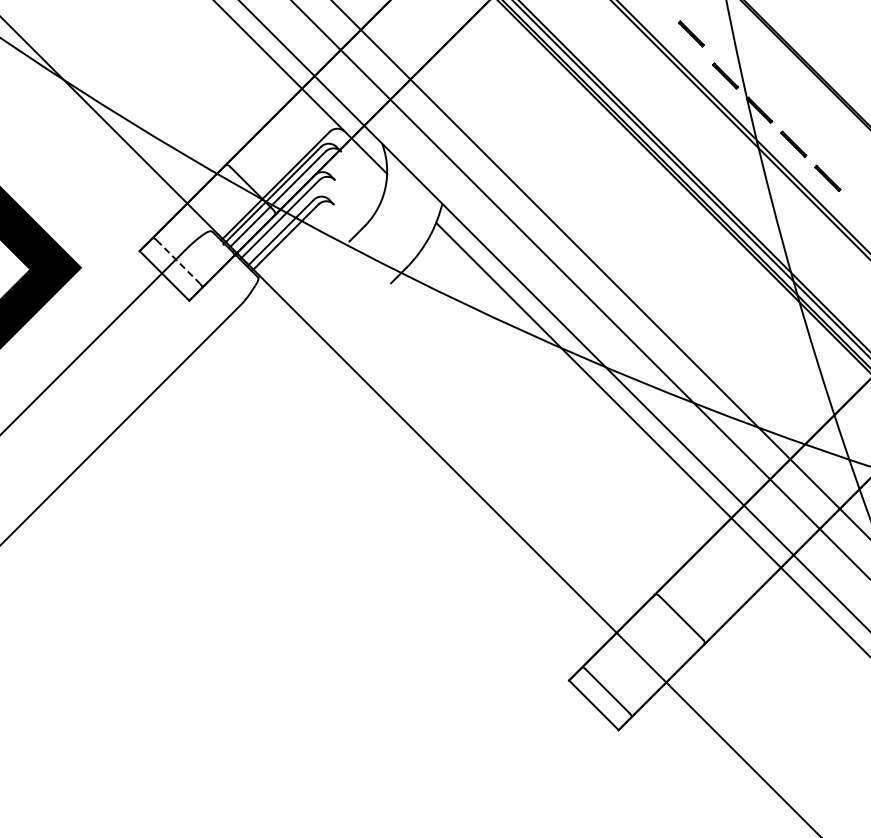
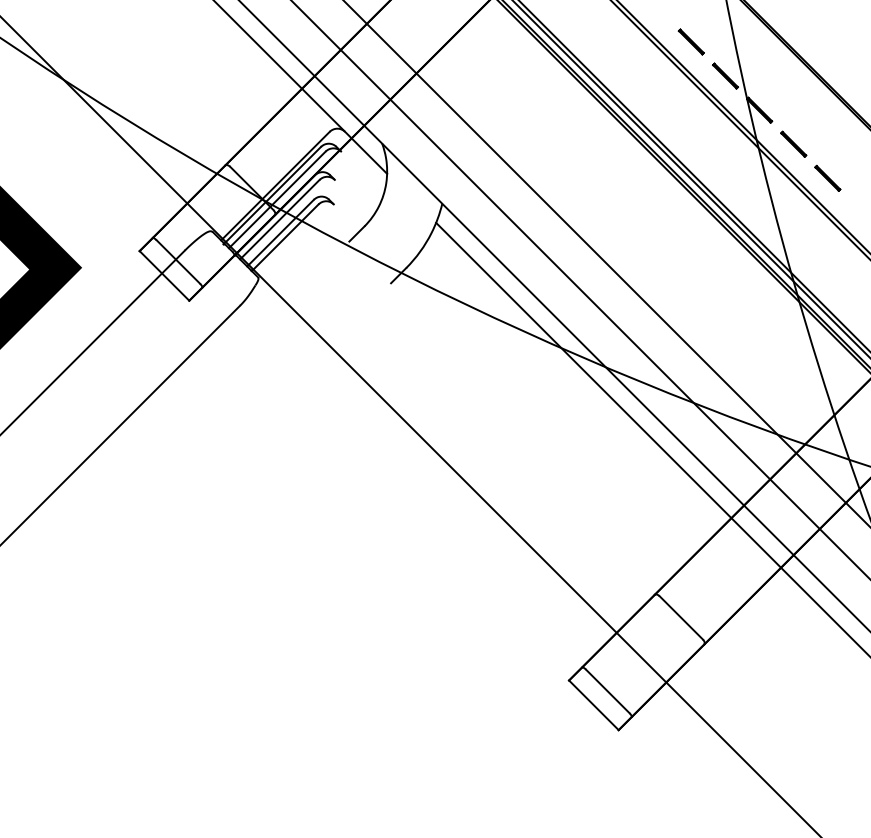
line position: (690, 33) -> (690, 41) (690, 41)
line: dashed -> solid (178, 262)
line position: (600, 269) -> (606, 263) (606, 263)
